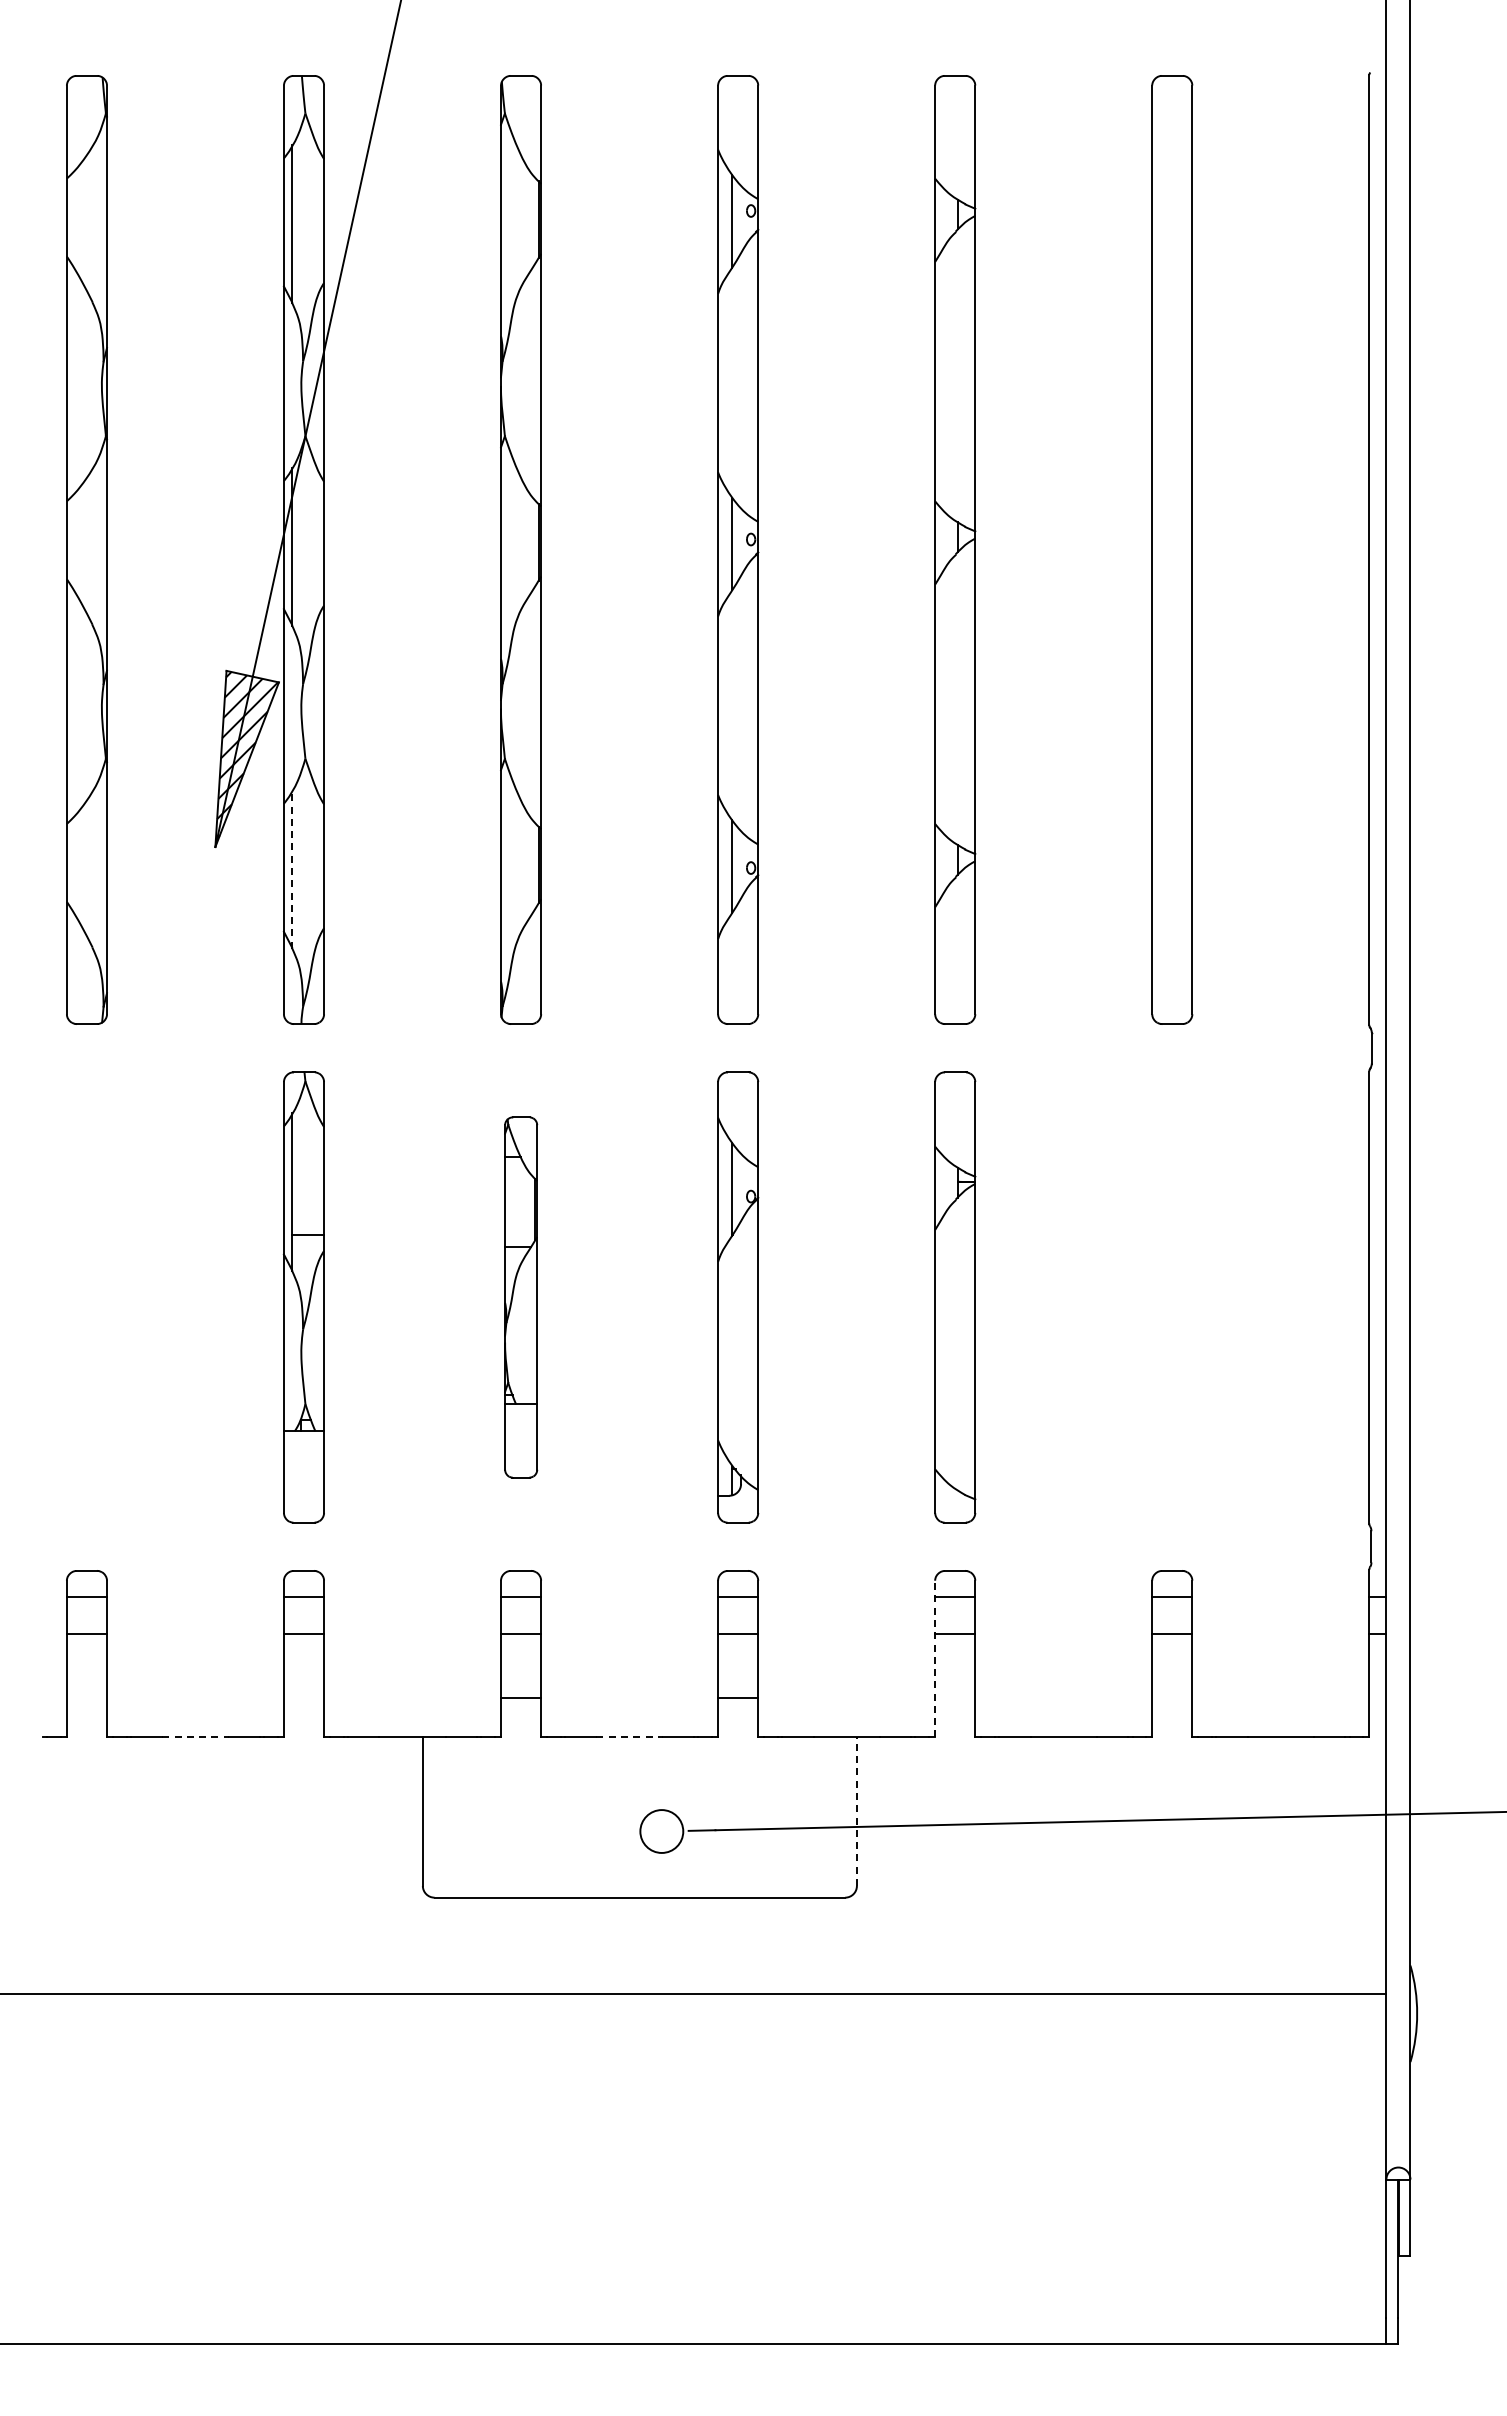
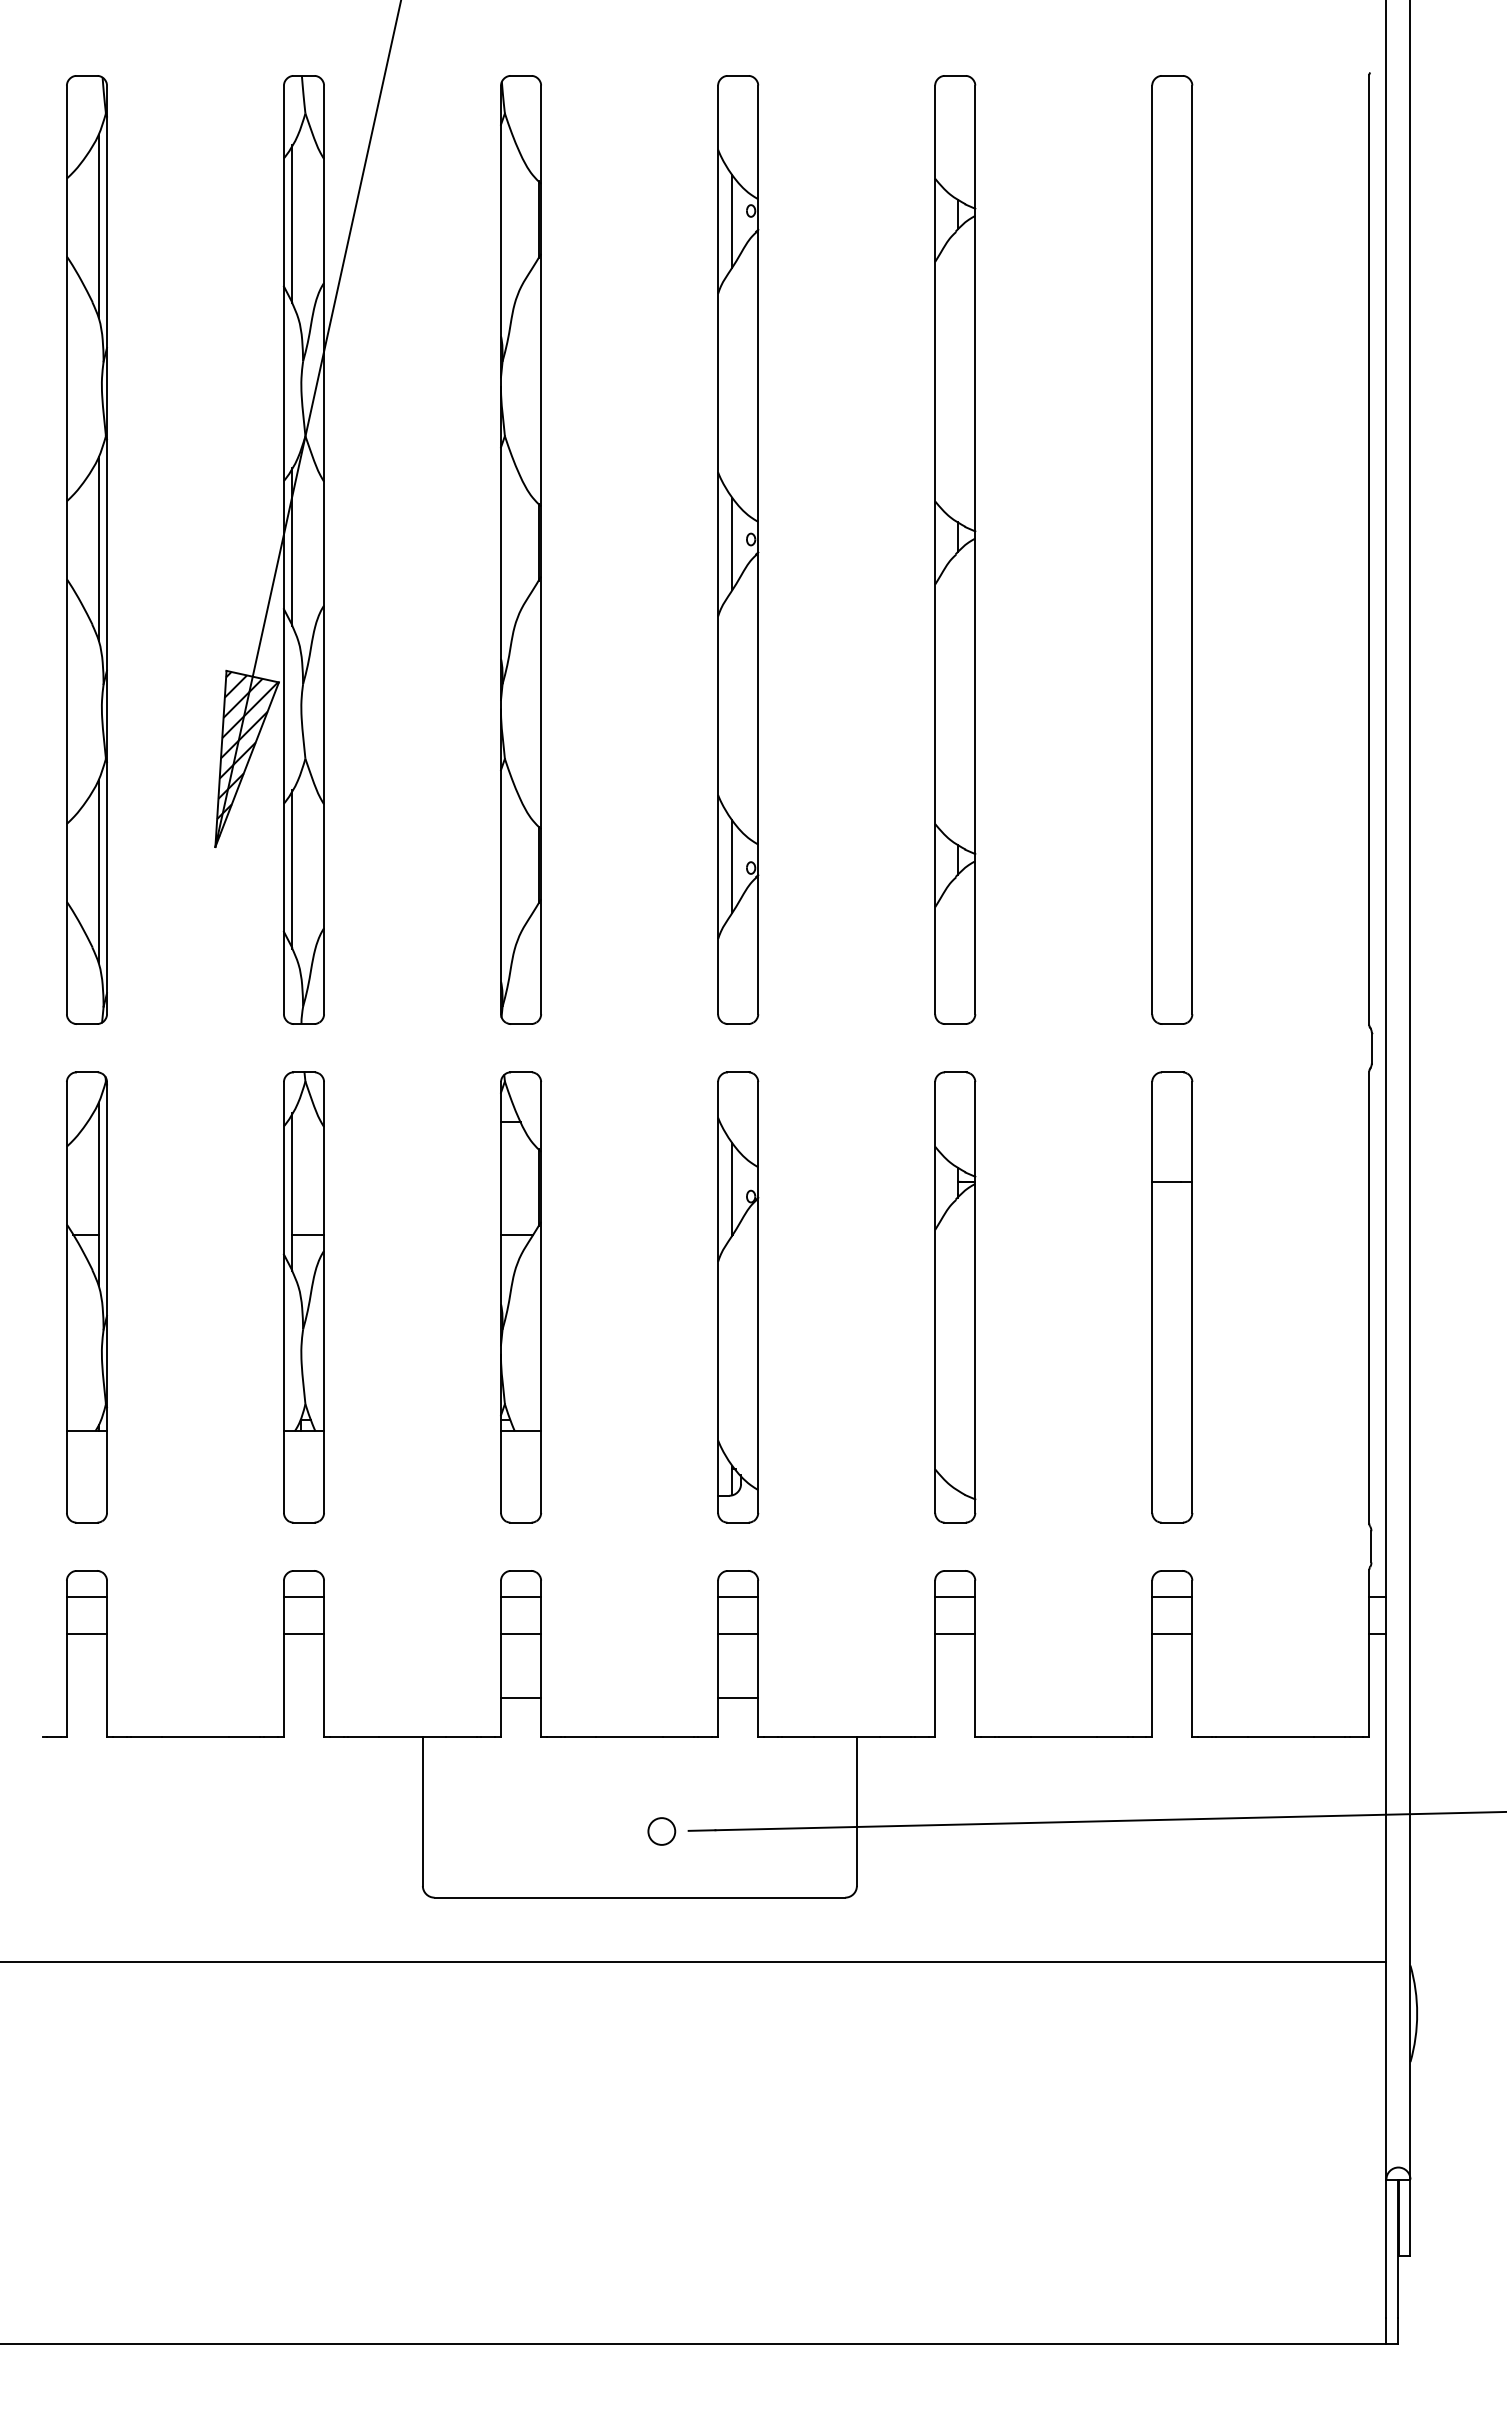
line: none -> present (98, 225)
line: none -> present (98, 548)
line: dashed -> solid (292, 869)
line: none -> present (98, 871)
part: none -> present (86, 1297)
part size: 35x363 px -> 43x453 px (521, 1297)
part: none -> present (1172, 1297)
line: dashed -> solid (935, 1658)
line: dashed -> solid (195, 1737)
line: dashed -> solid (630, 1737)
line: dashed -> solid (856, 1811)
circle diameter: 43 px -> 27 px (661, 1831)
line position: (694, 1994) -> (694, 1962) (694, 1962)
